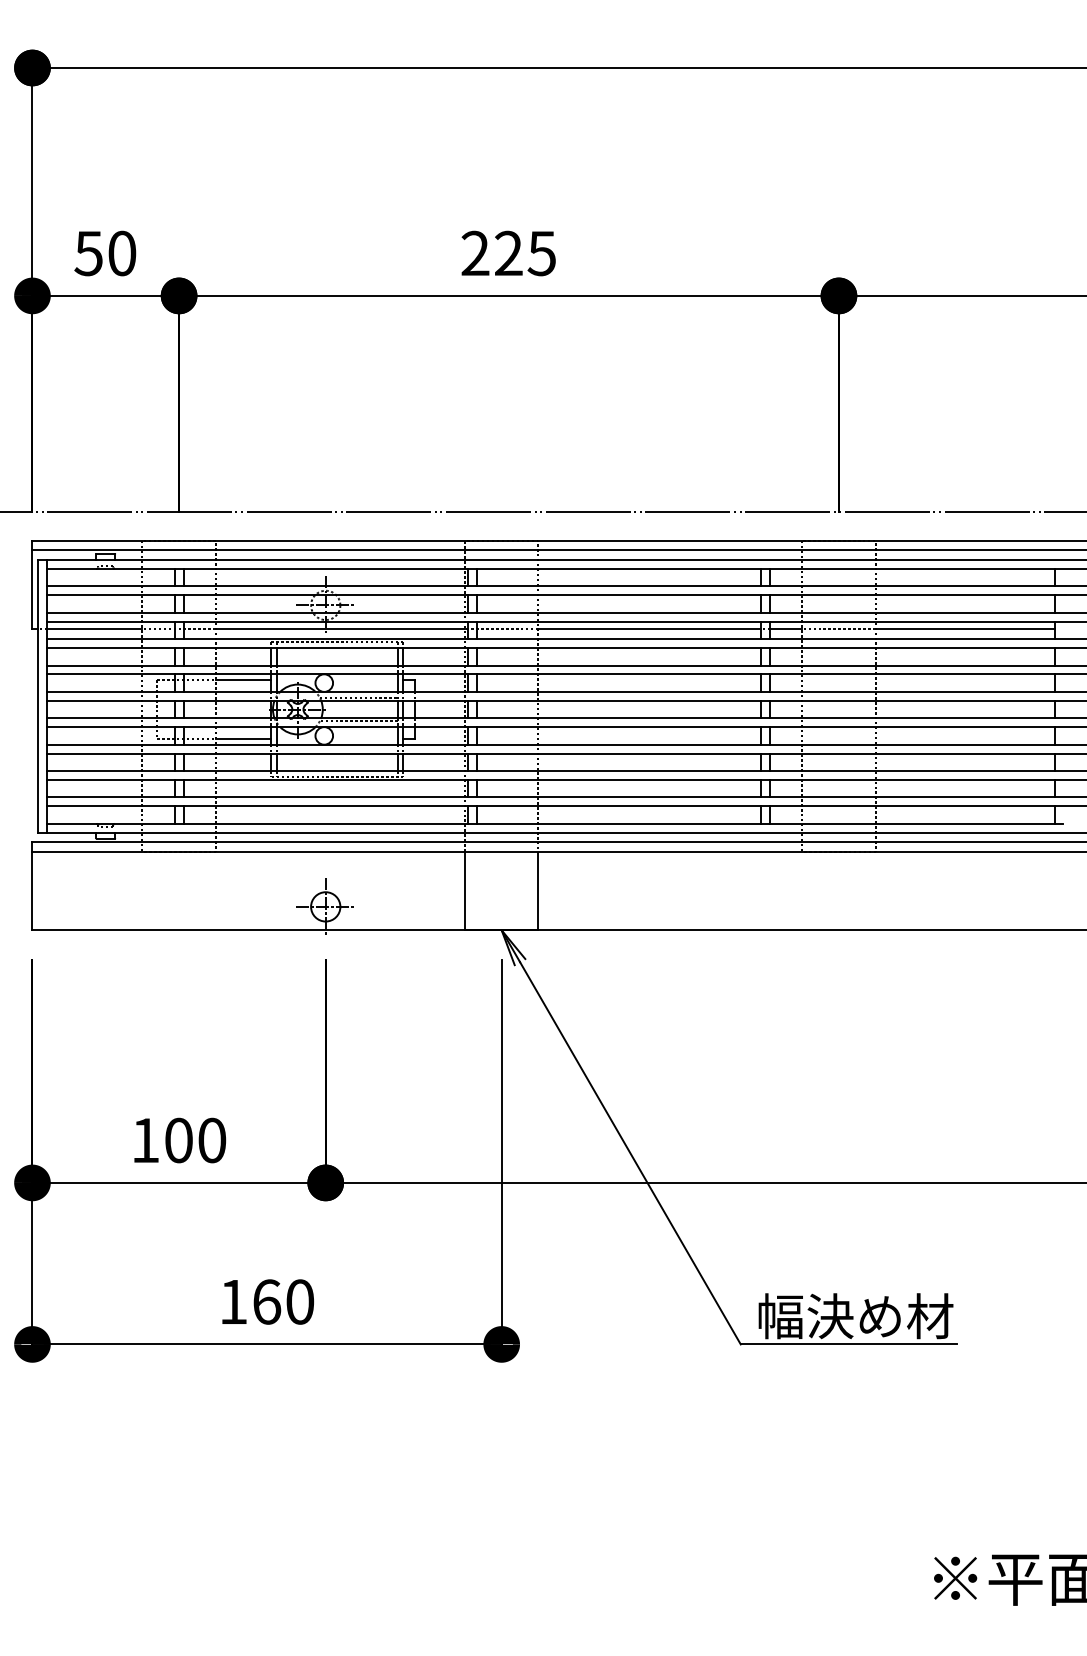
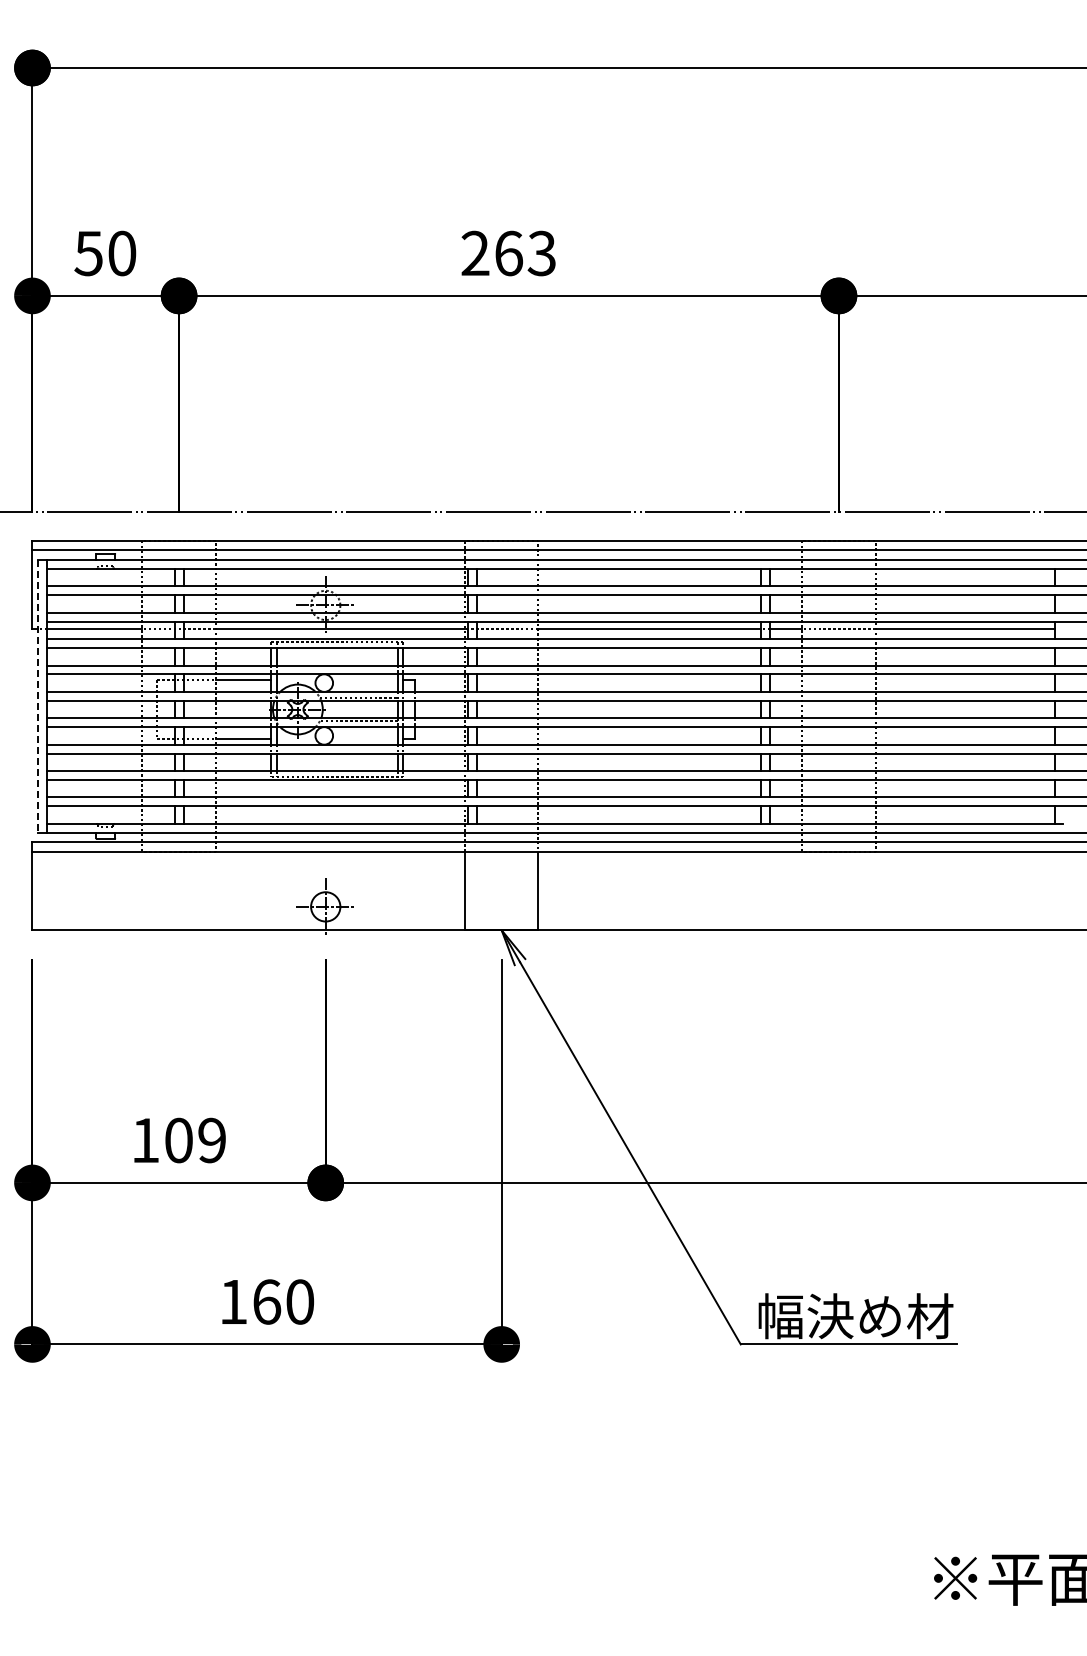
text: 225 -> 263 (525, 253)
line: solid -> dashed (38, 696)
text: 100 -> 109 (212, 1140)
